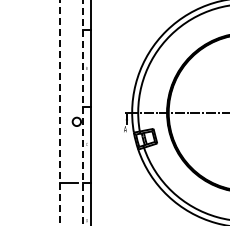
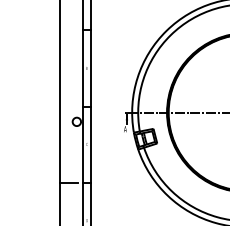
line: dashed -> solid (60, 113)
line: dashed -> solid (82, 113)
